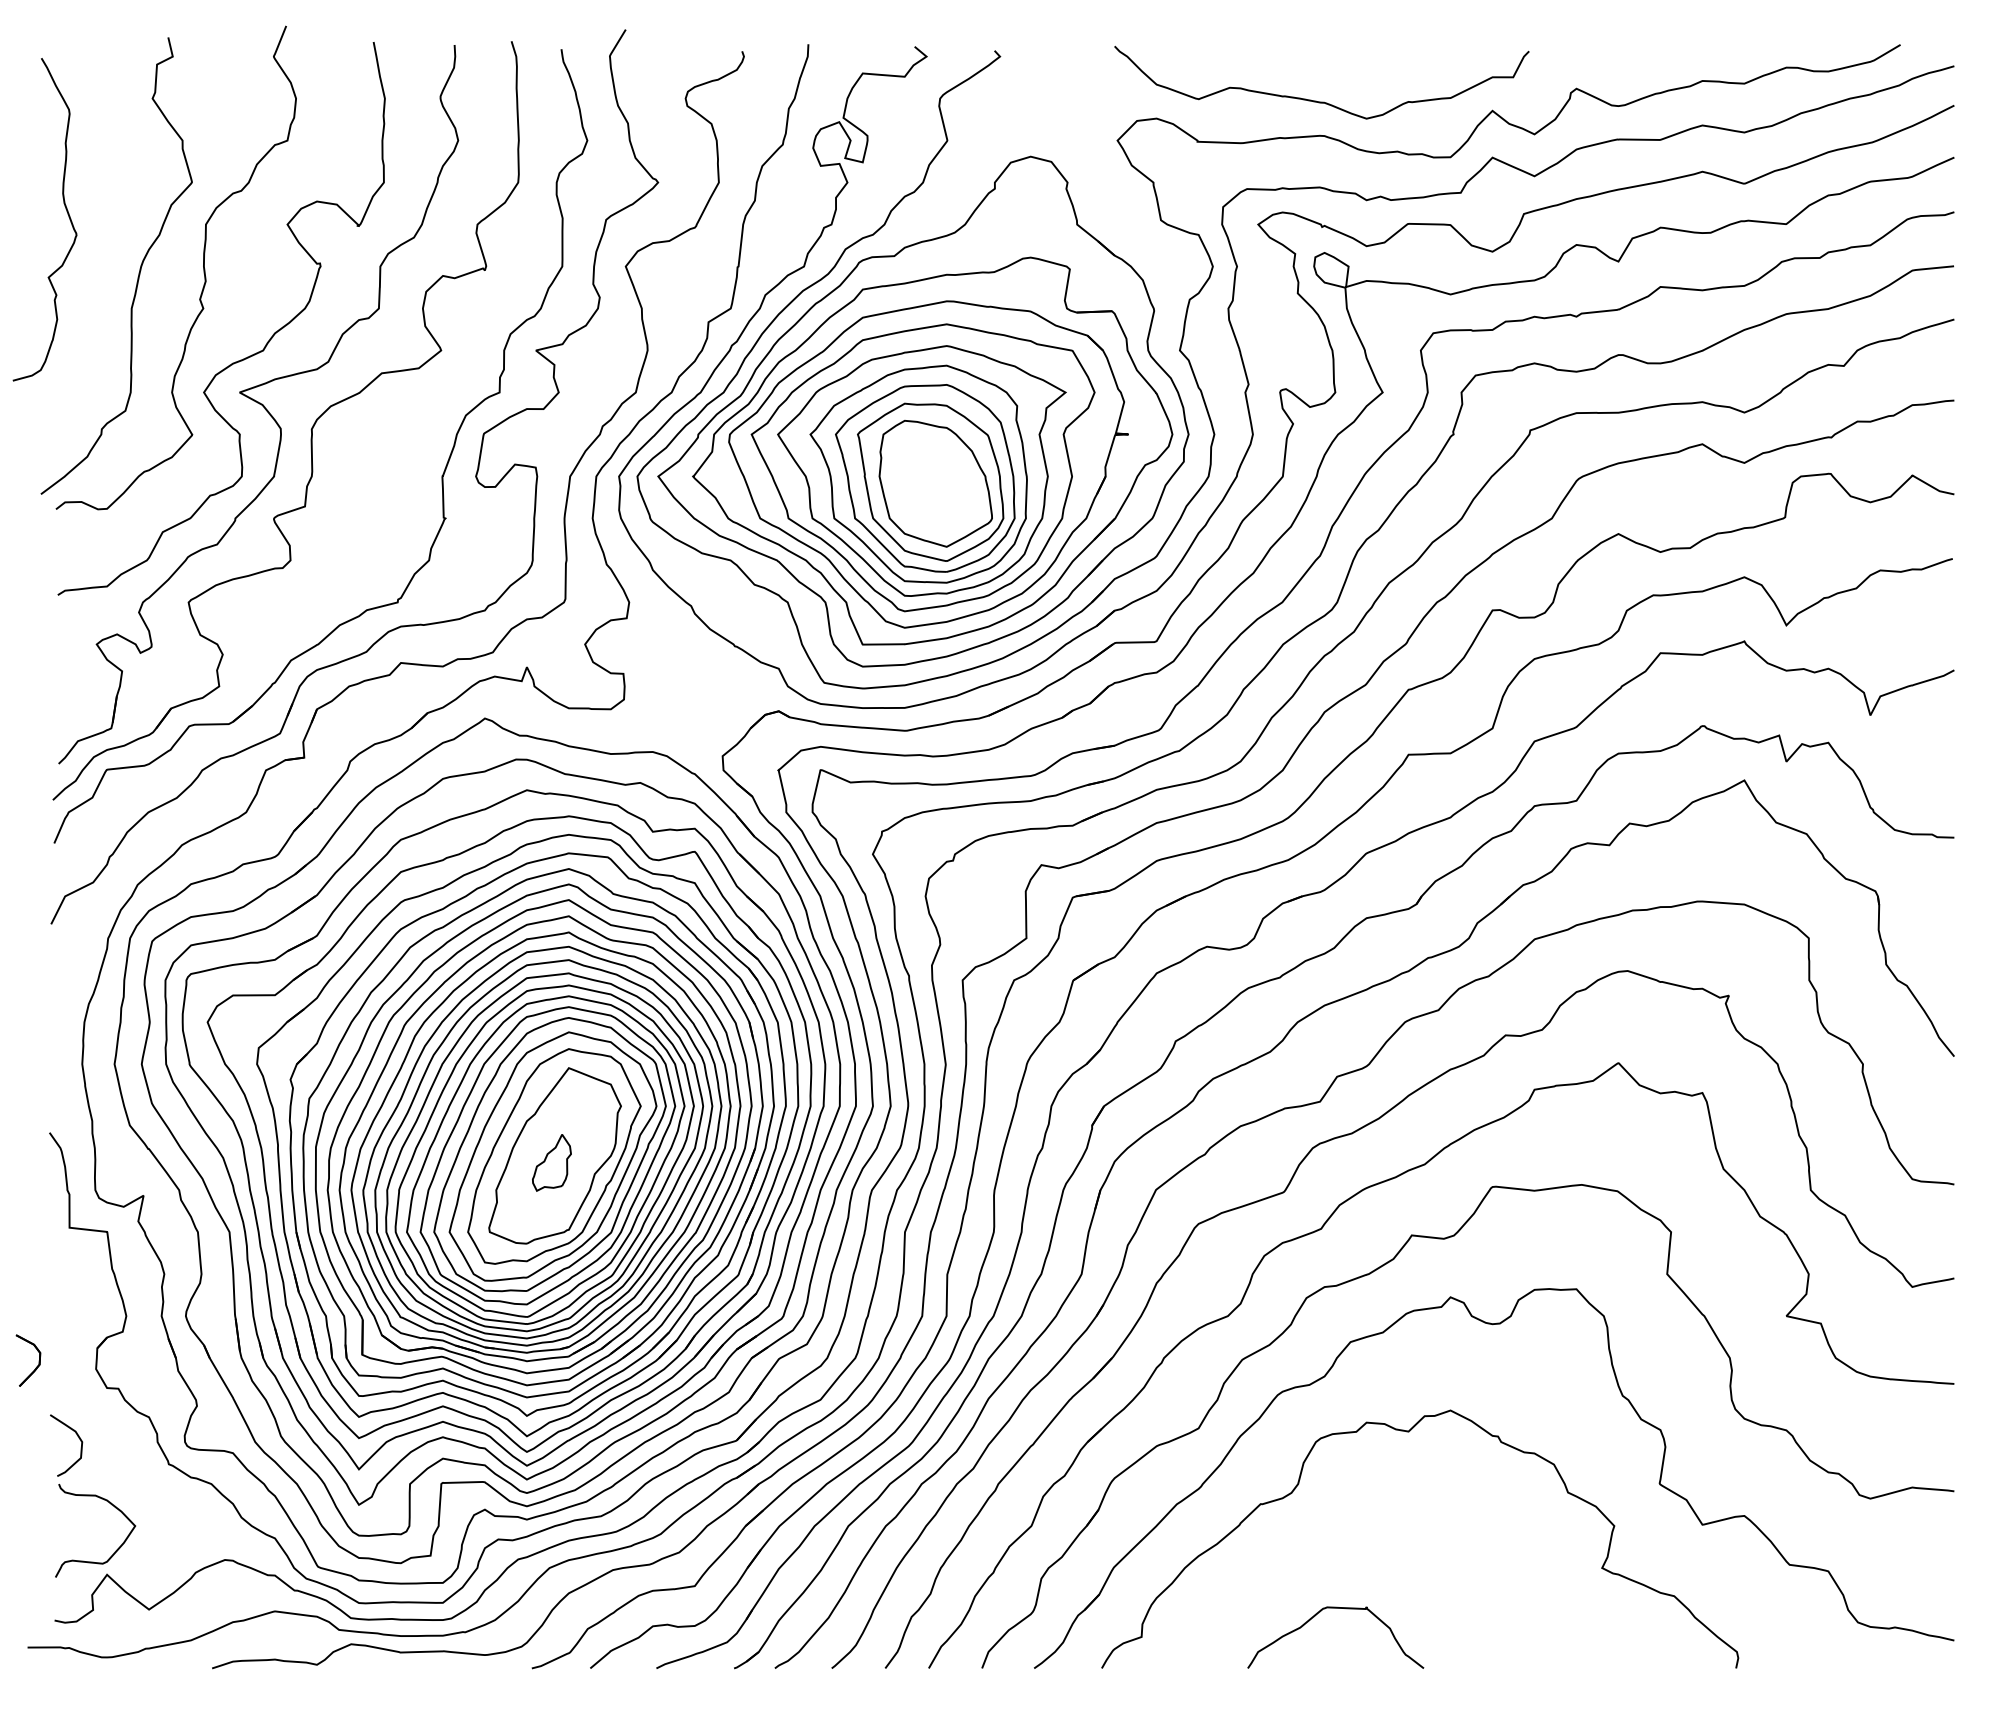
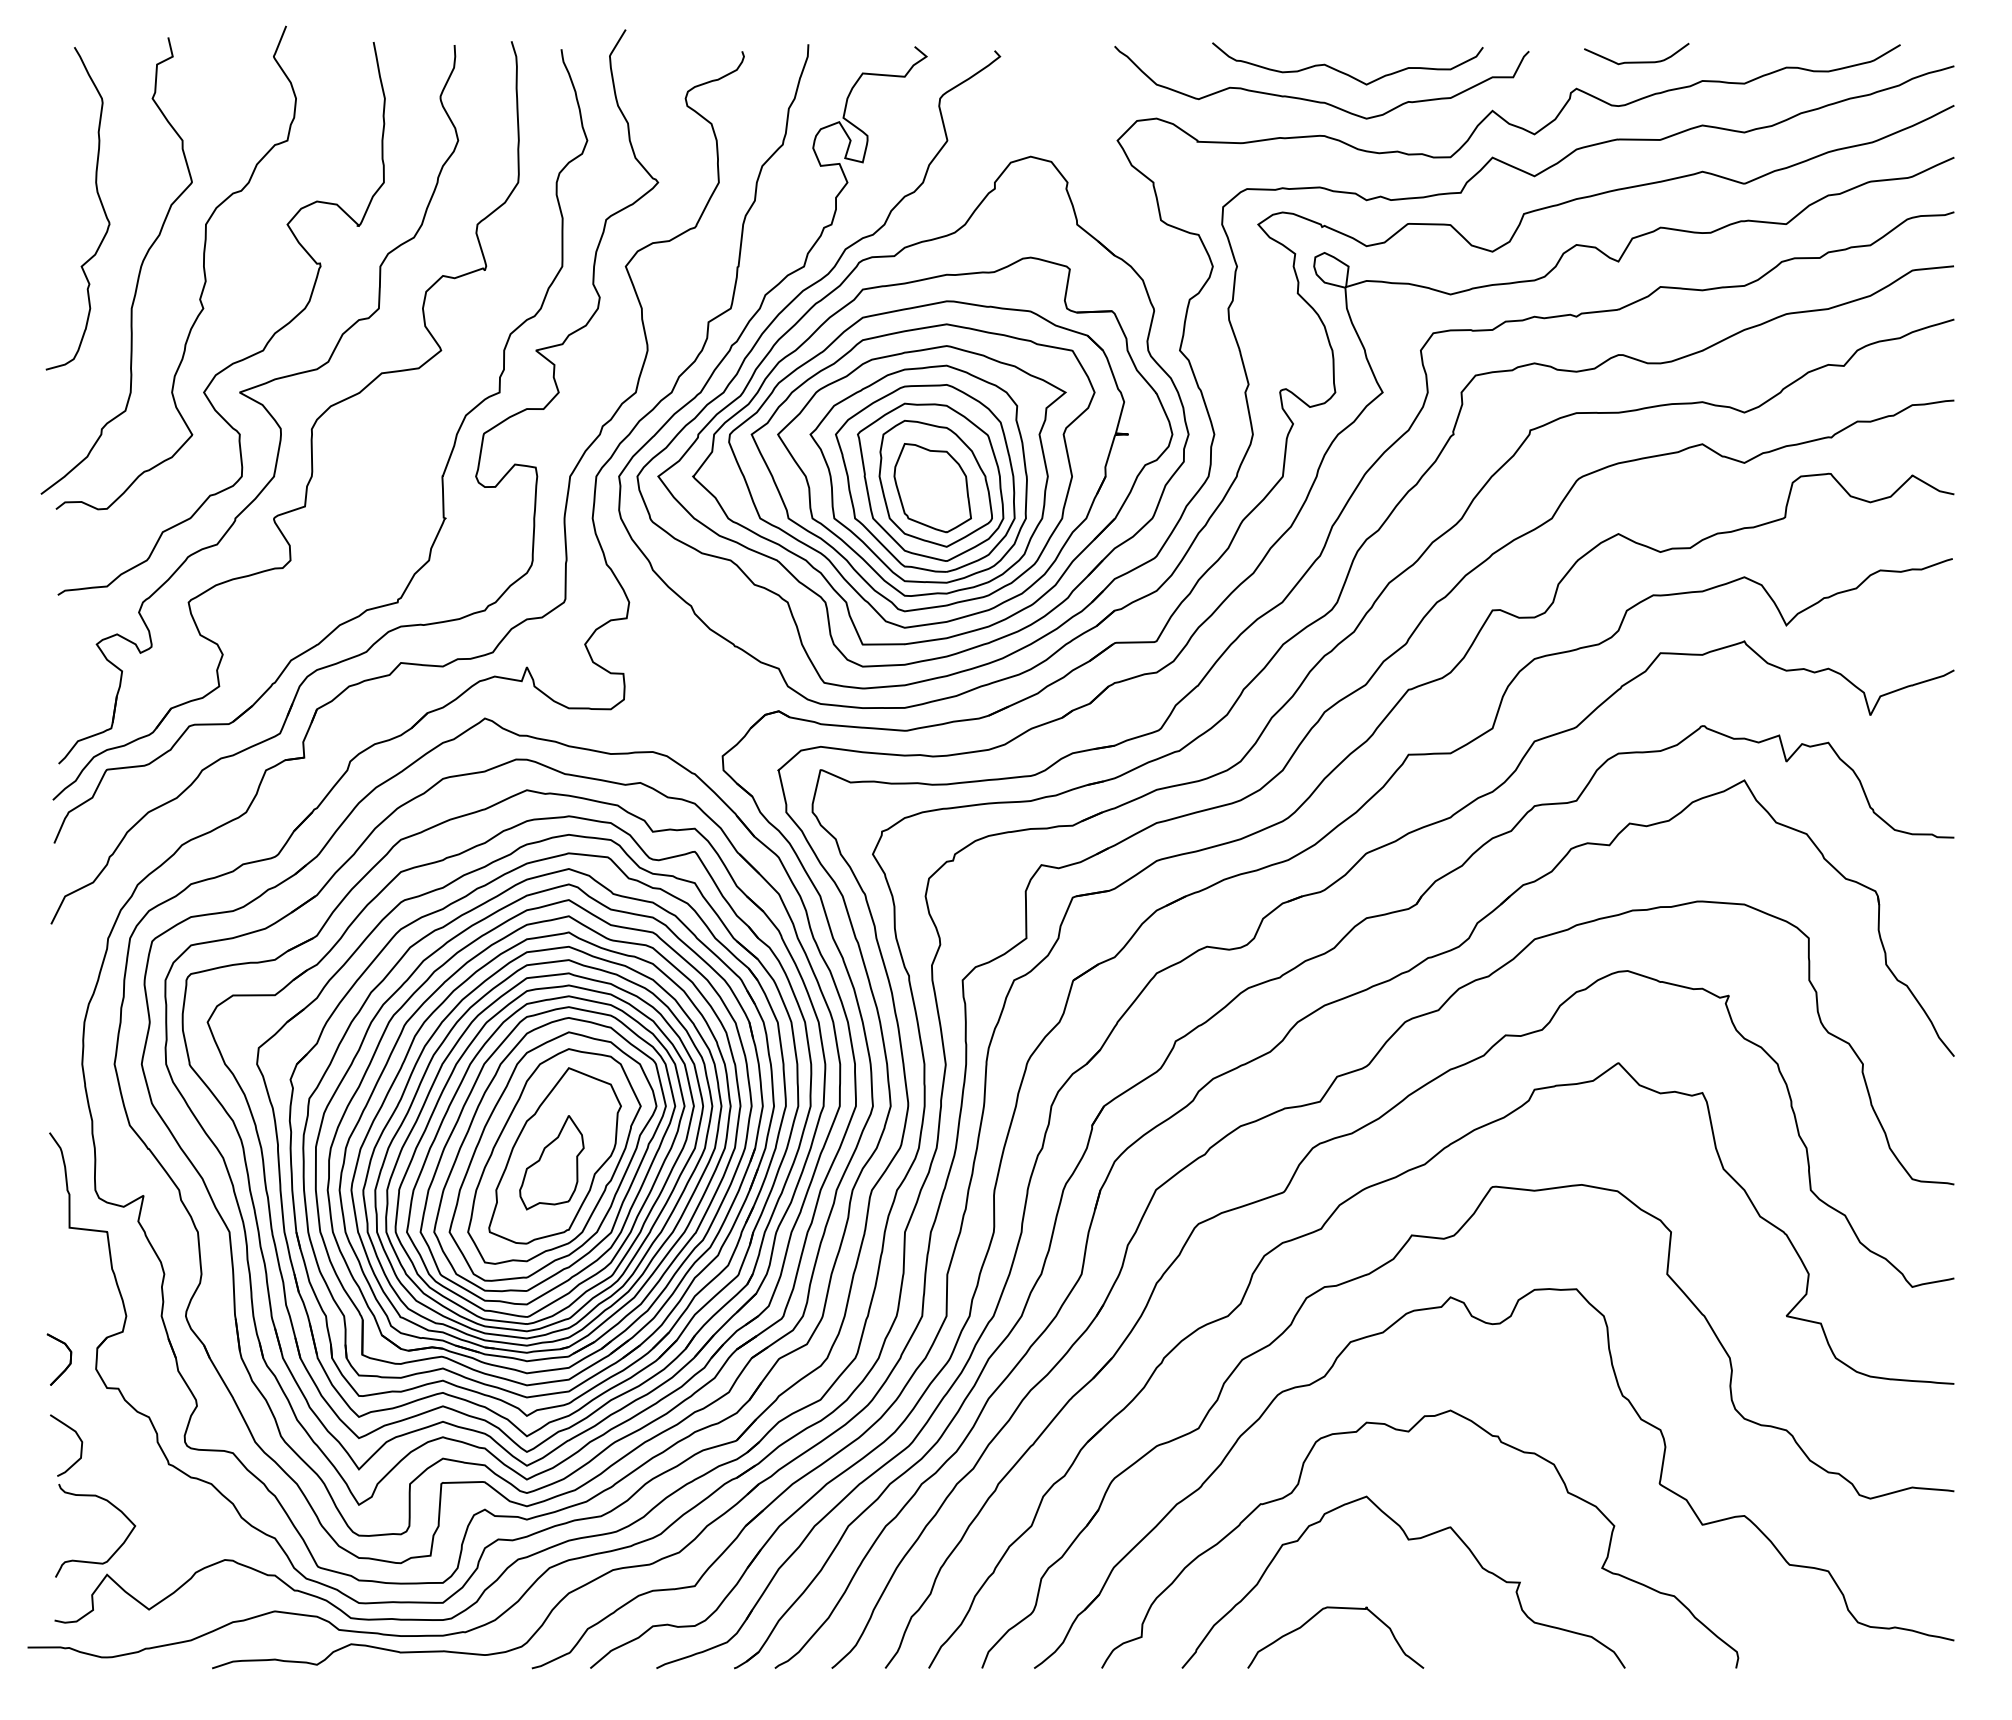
curve: none -> present (1636, 61)
curve: none -> present (1342, 71)
curve position: (65, 209) -> (98, 198) (98, 198)
part: none -> present (932, 488)
part size: 40x58 px -> 66x96 px (551, 1162)
part position: (35, 1367) -> (66, 1366) (66, 1366)
curve: none -> present (1408, 1540)
